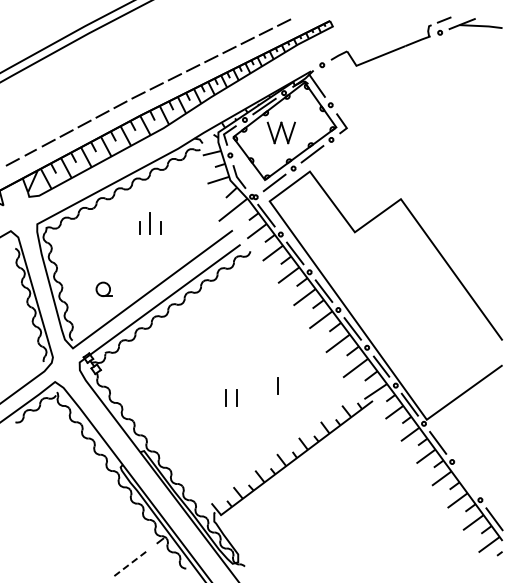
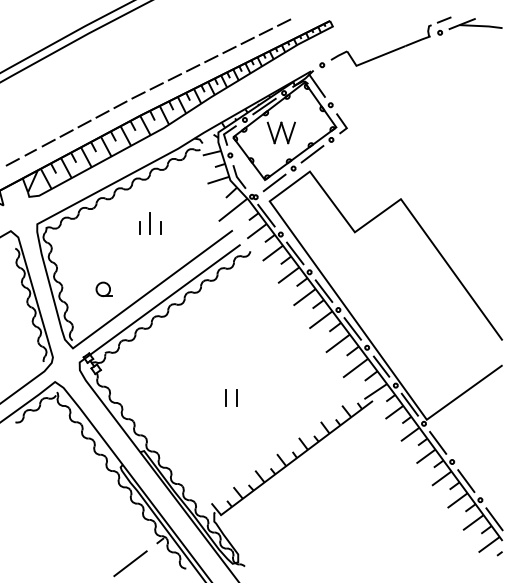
line: present -> none (277, 385)
line: none -> present (466, 481)
line: dashed -> solid (130, 563)
